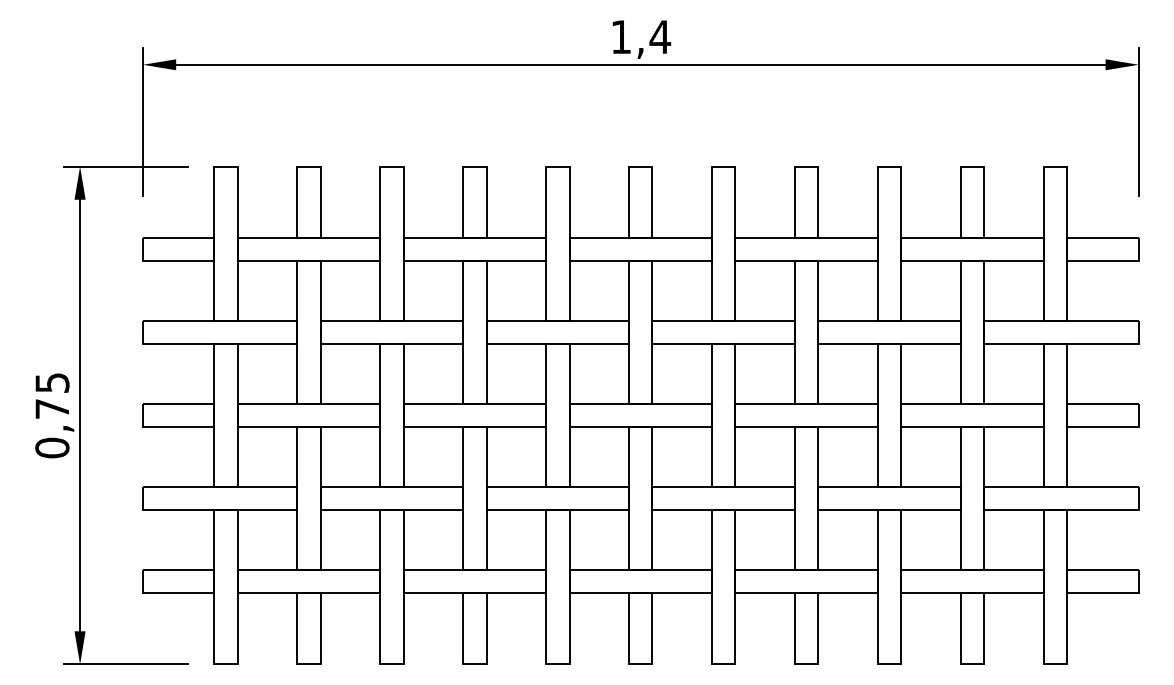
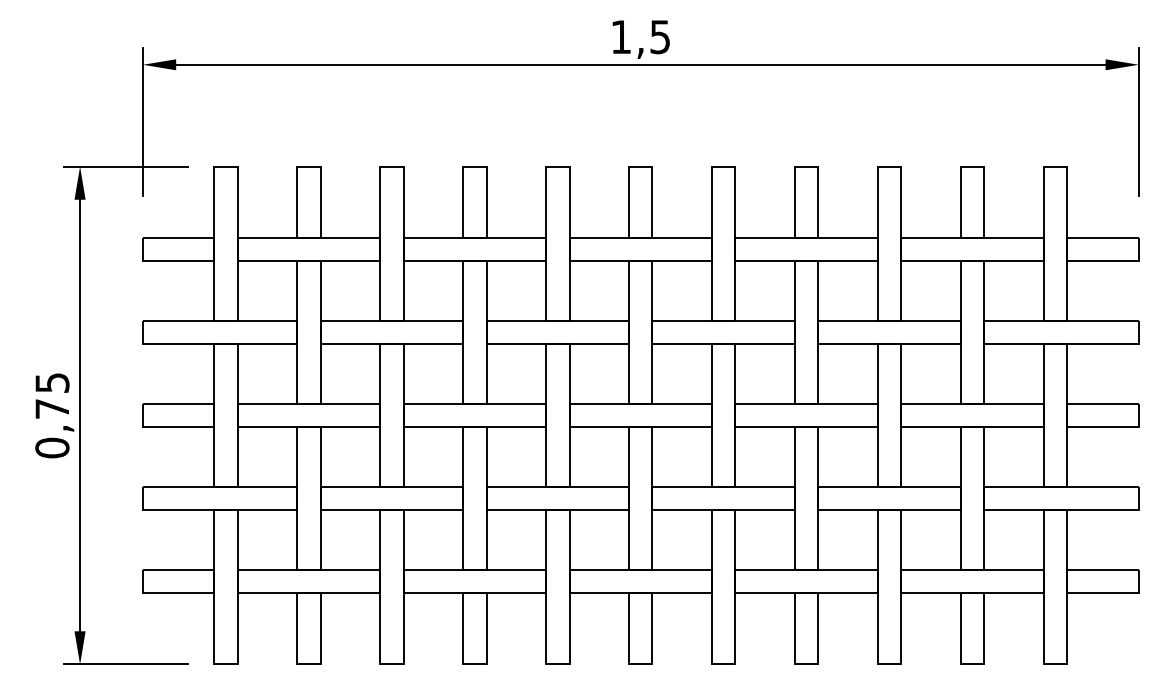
text: 1,4 -> 1,5 (660, 37)
